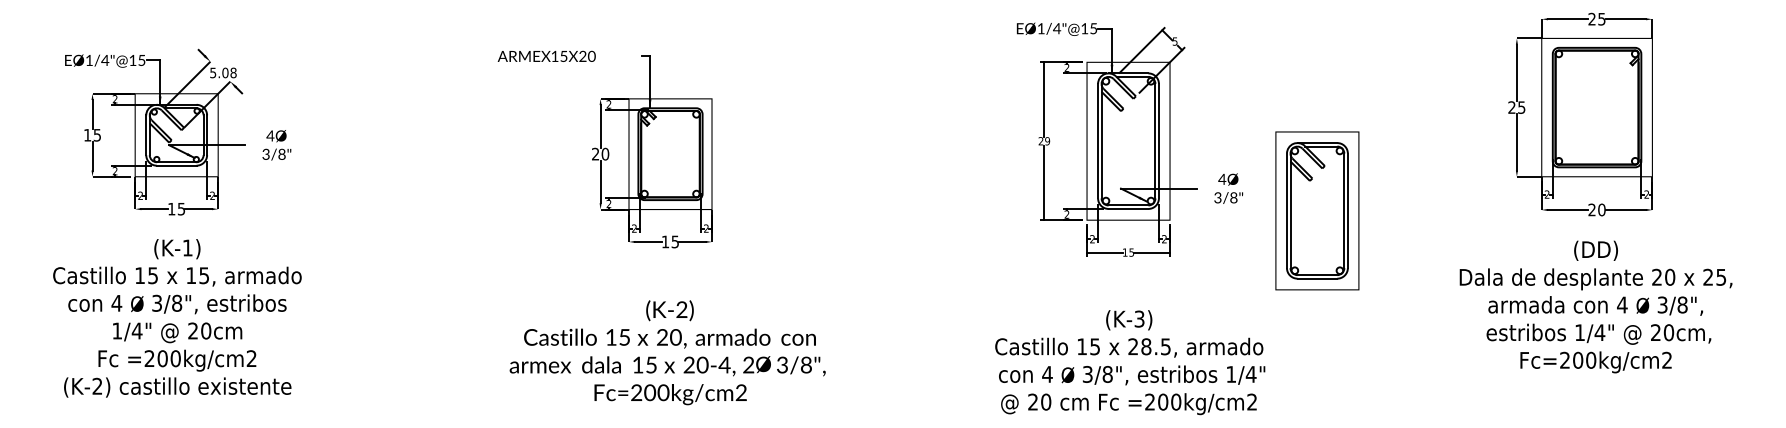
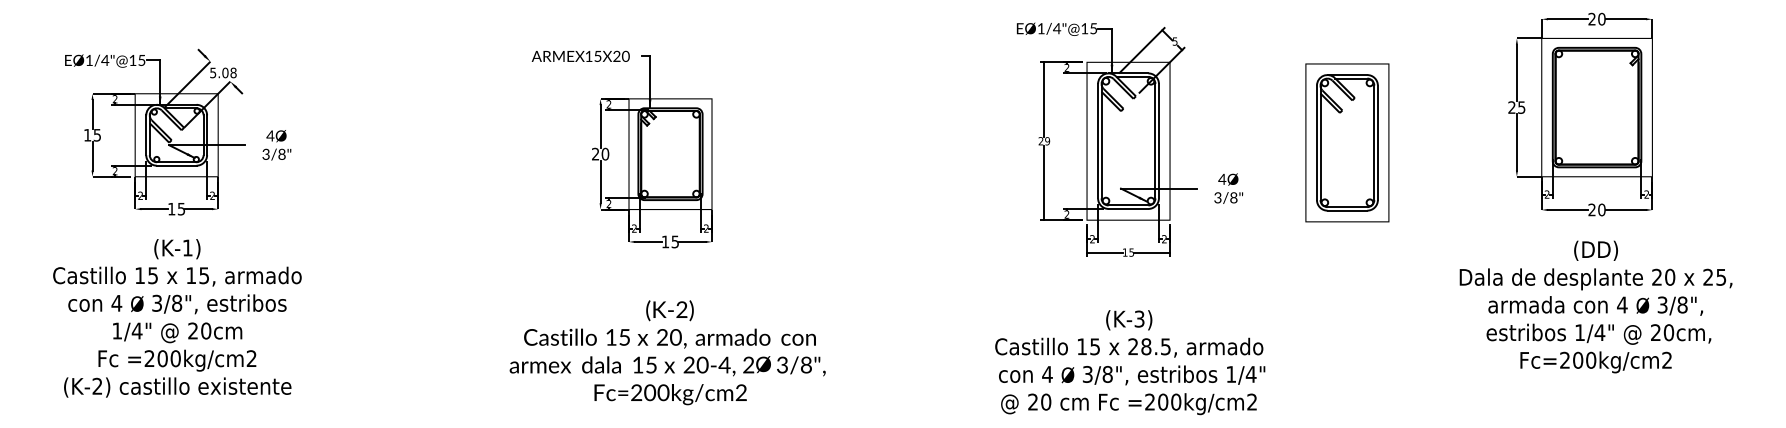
text: 25 -> 20 (1601, 18)
text position: (546, 55) -> (580, 55) (580, 55)
part position: (1317, 210) -> (1347, 142) (1347, 142)
